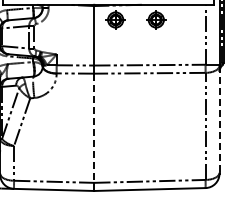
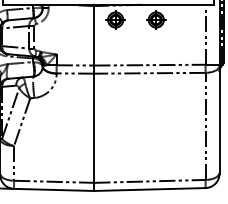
line: dashed -> solid (219, 119)
line: dashed -> solid (94, 128)
